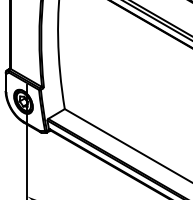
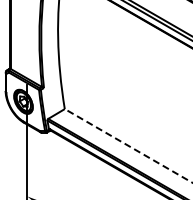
line: solid -> dashed (128, 146)
